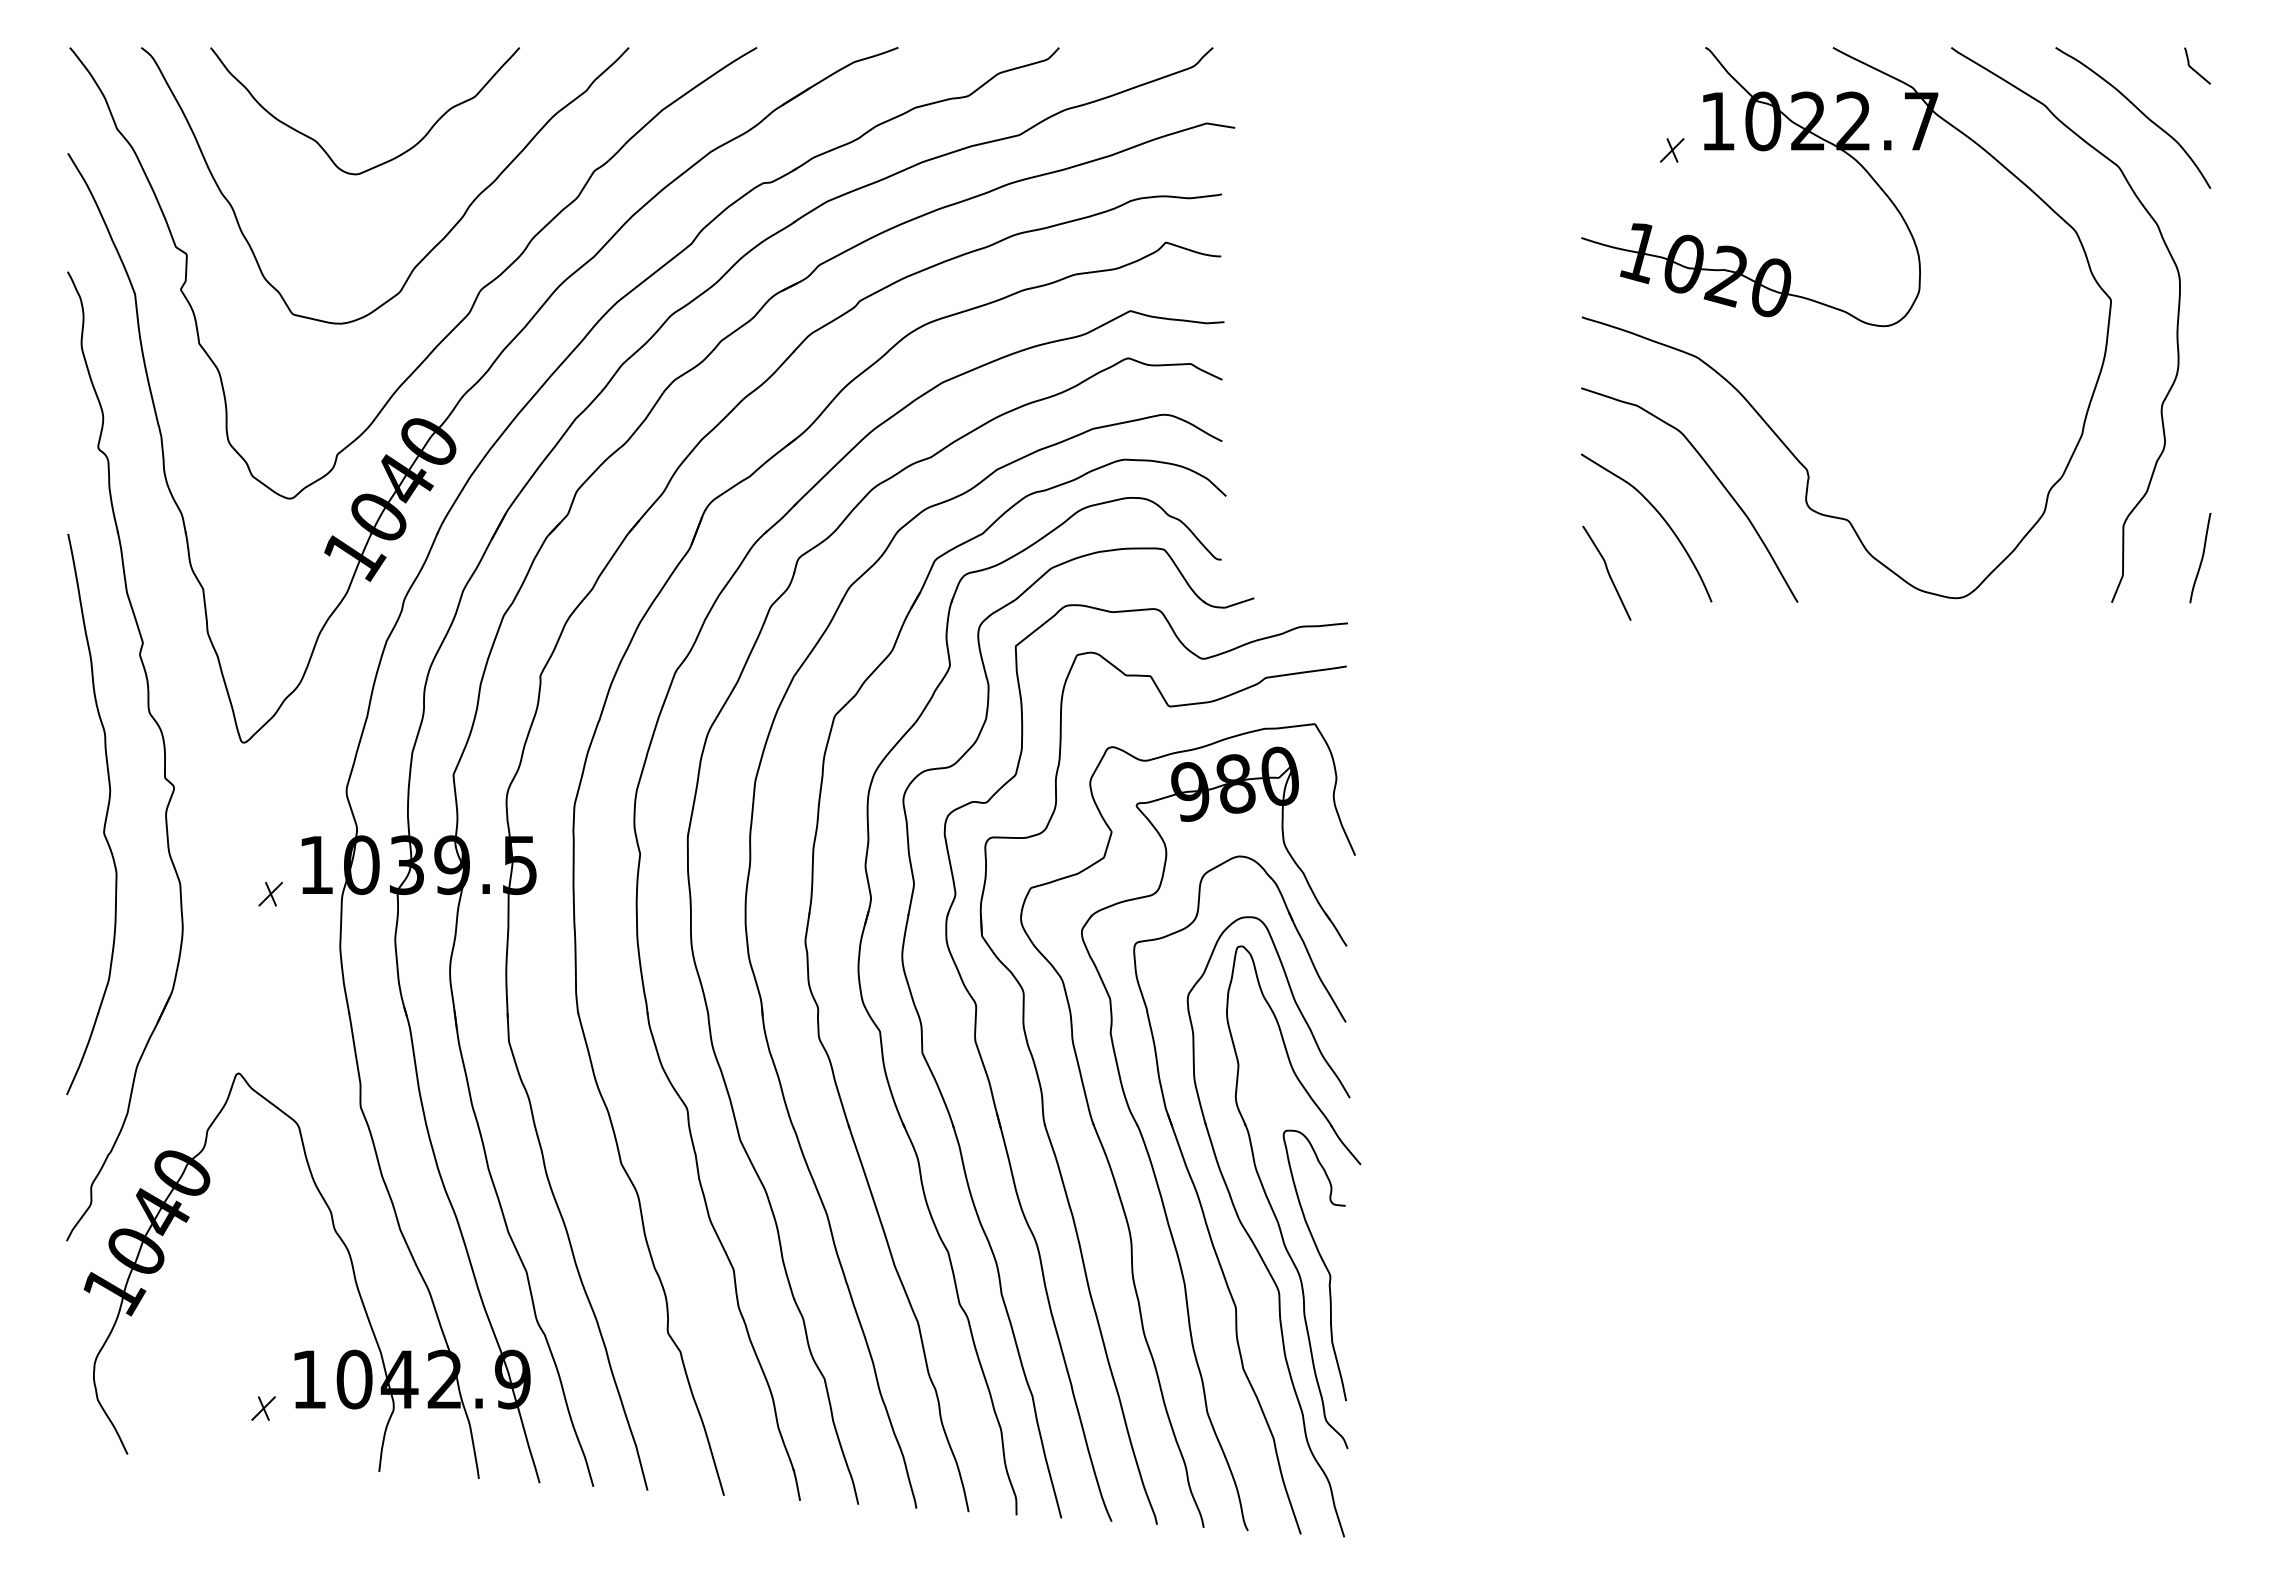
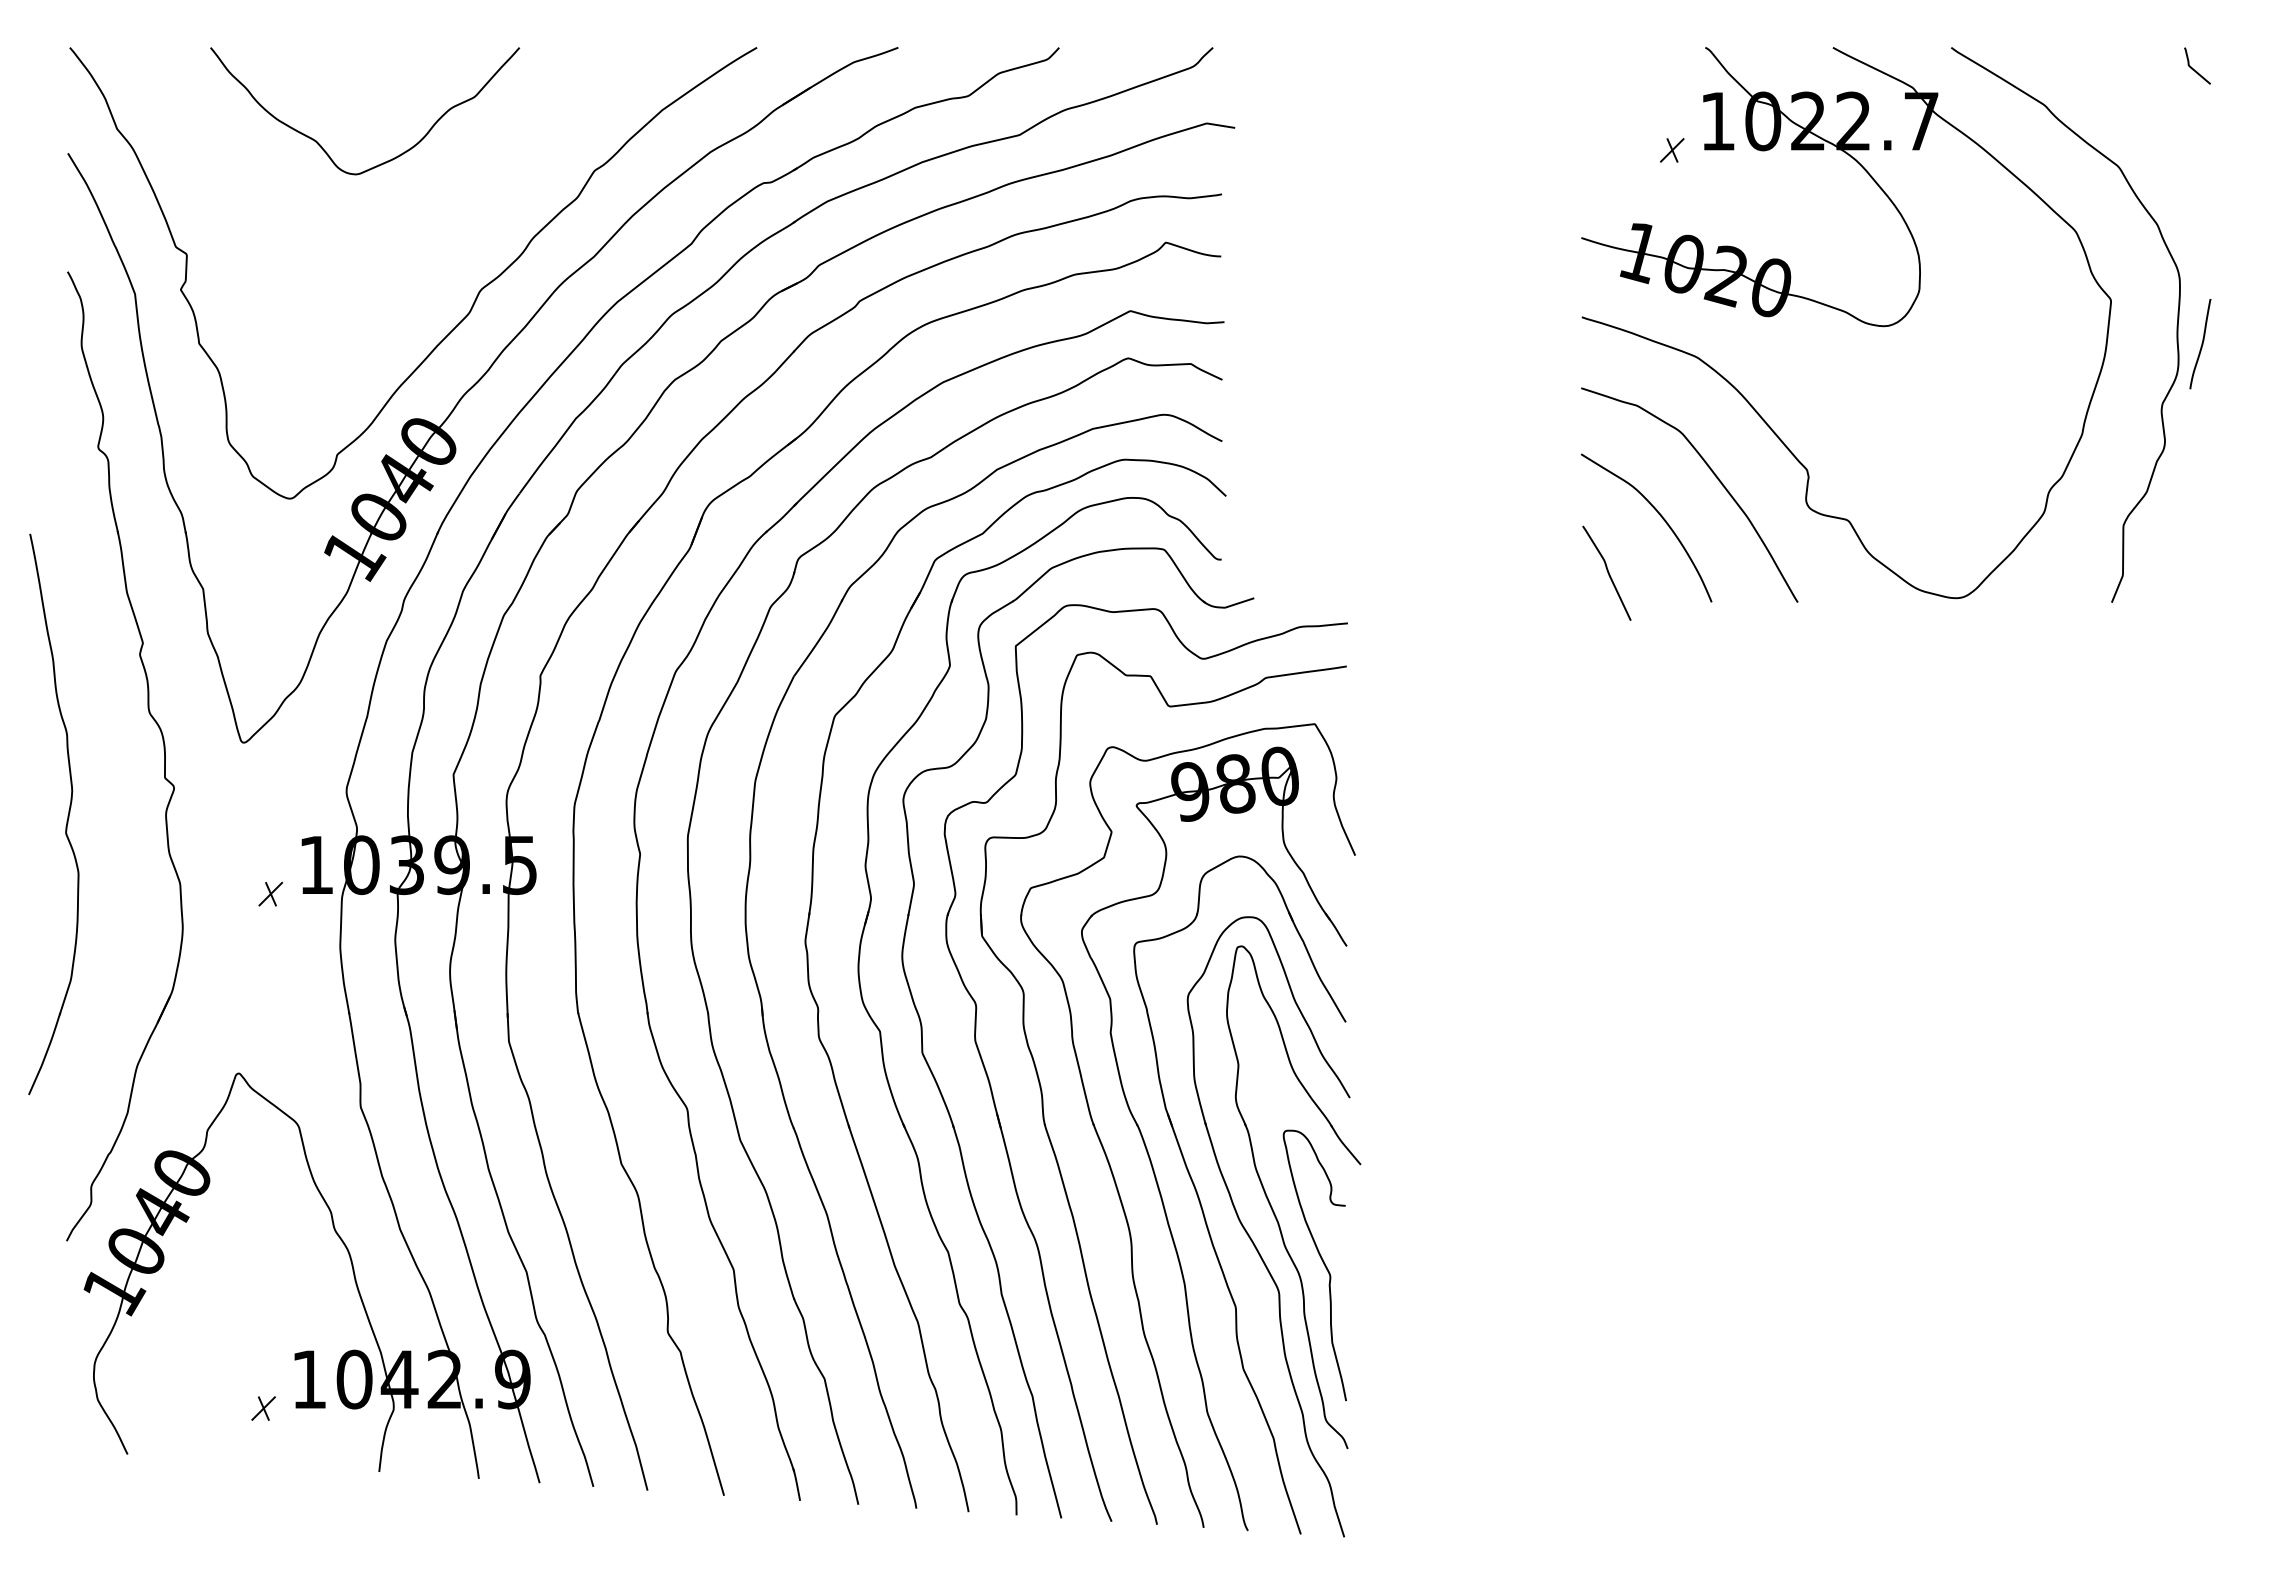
curve: present -> none (2139, 111)
curve: present -> none (446, 233)
curve position: (2201, 558) -> (2201, 344) (2201, 344)
part position: (105, 815) -> (67, 815) (67, 815)
